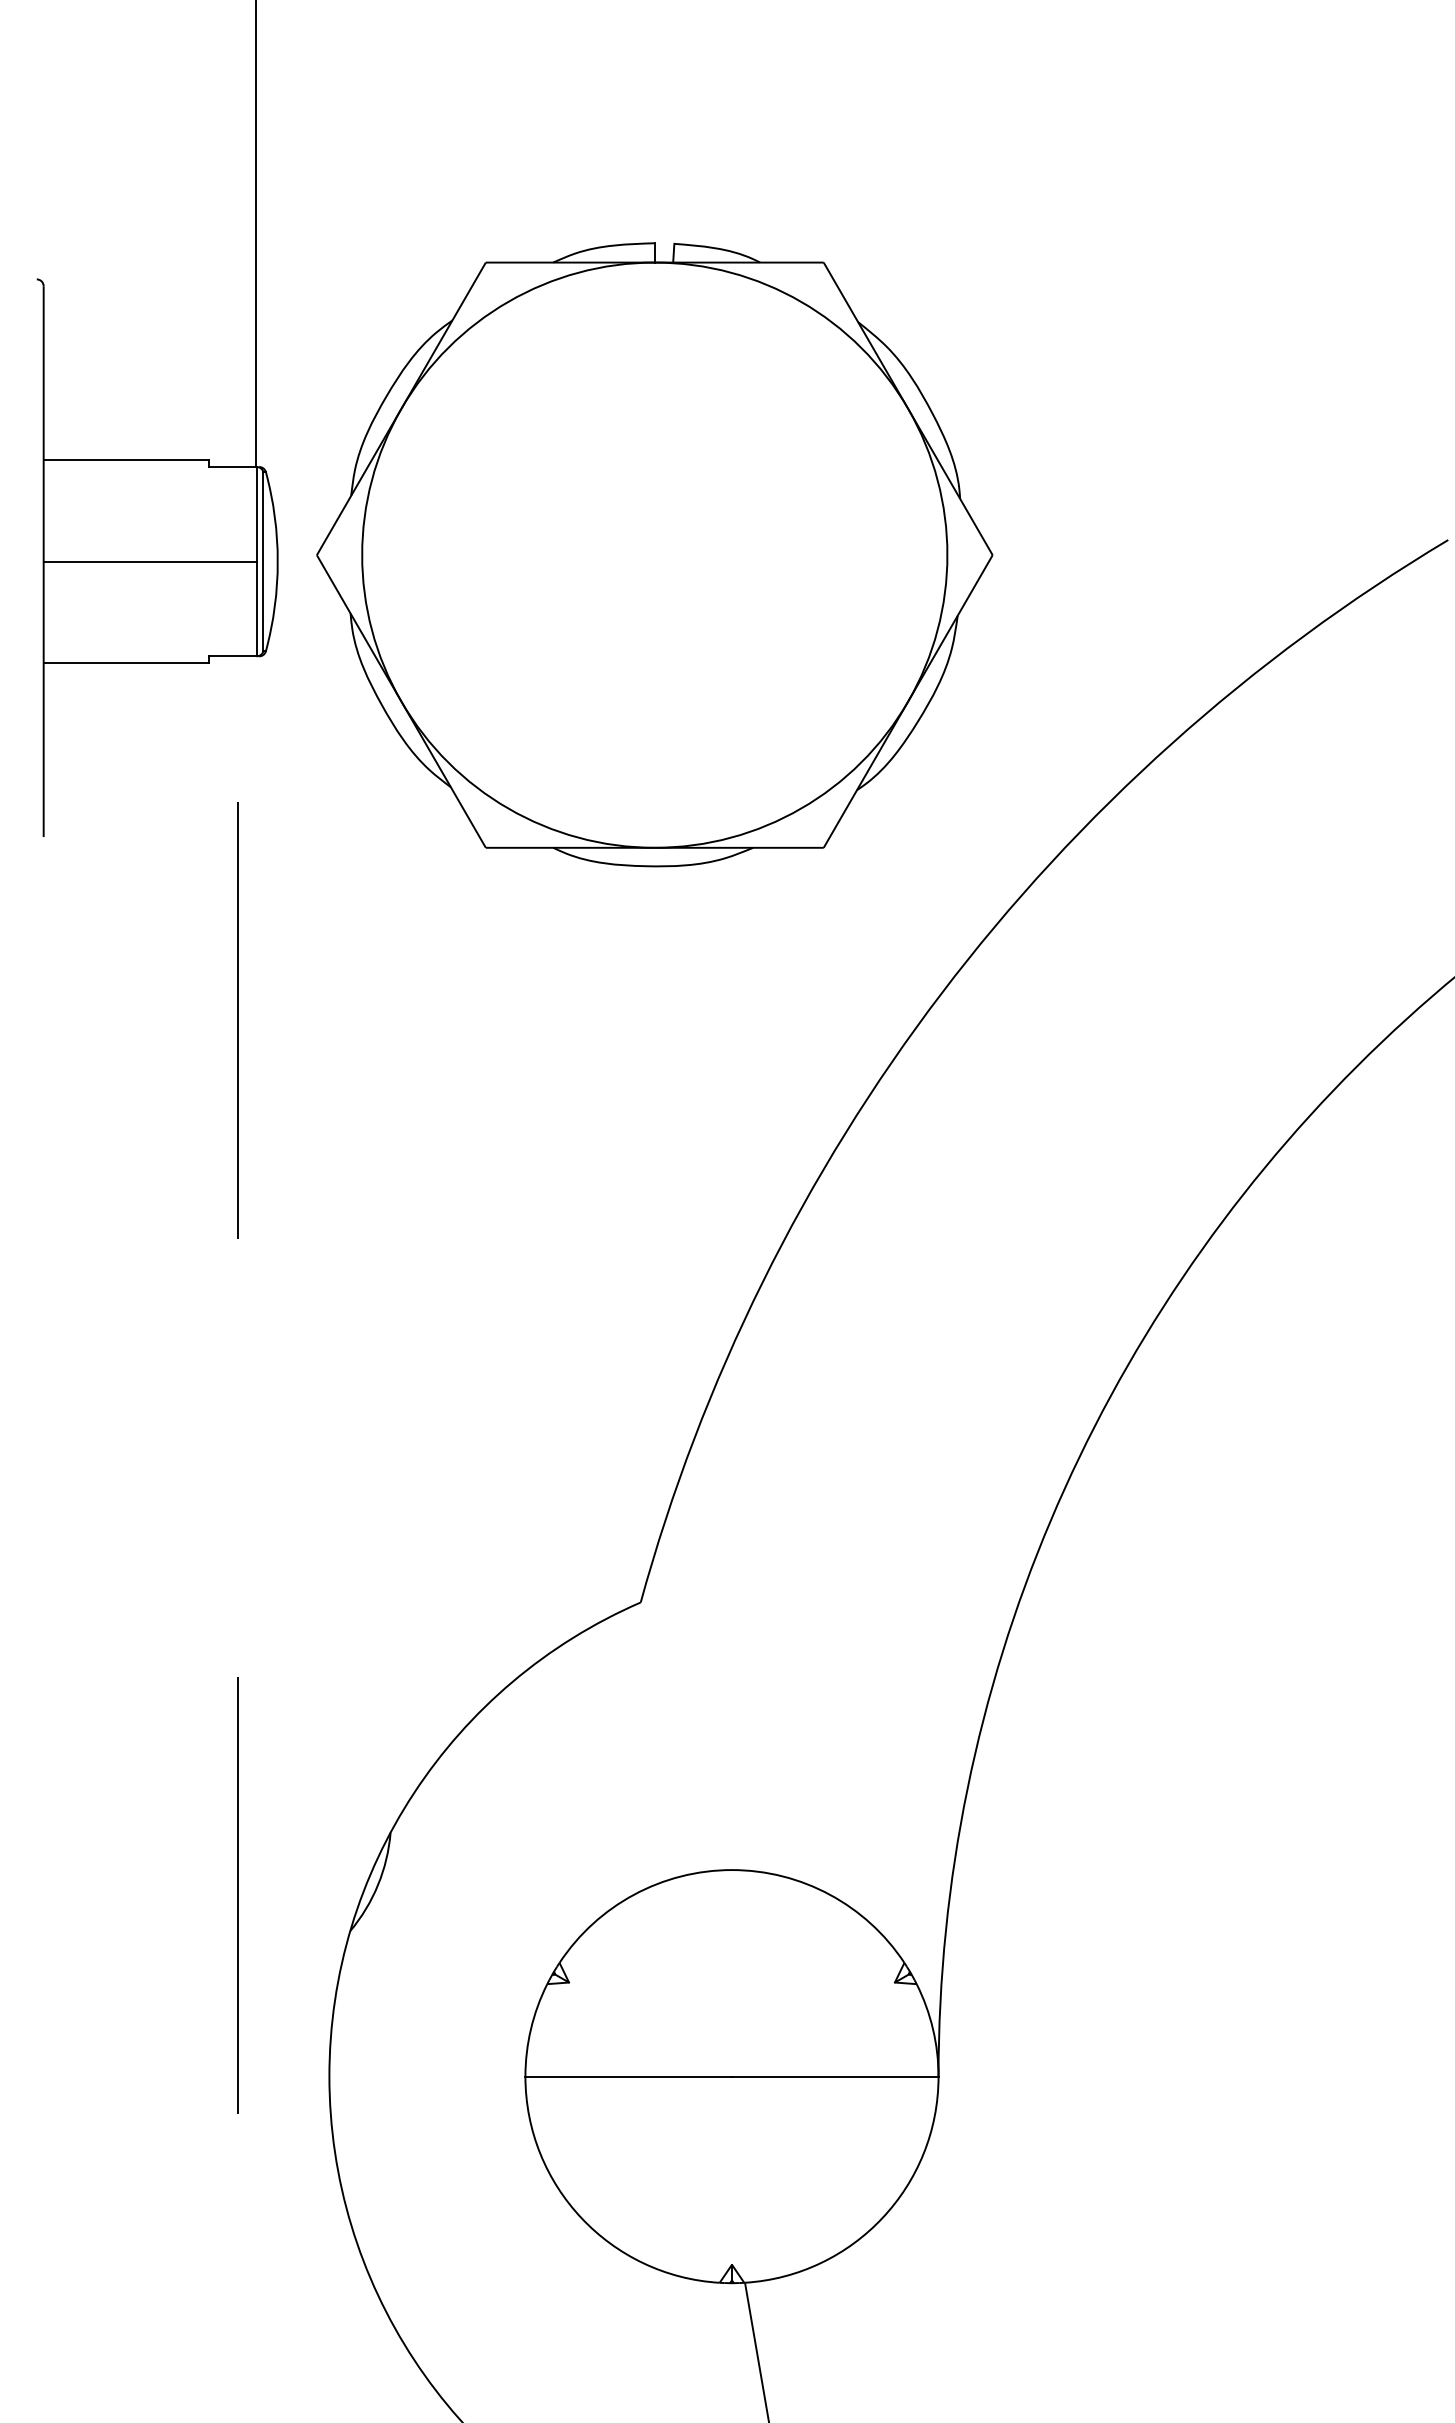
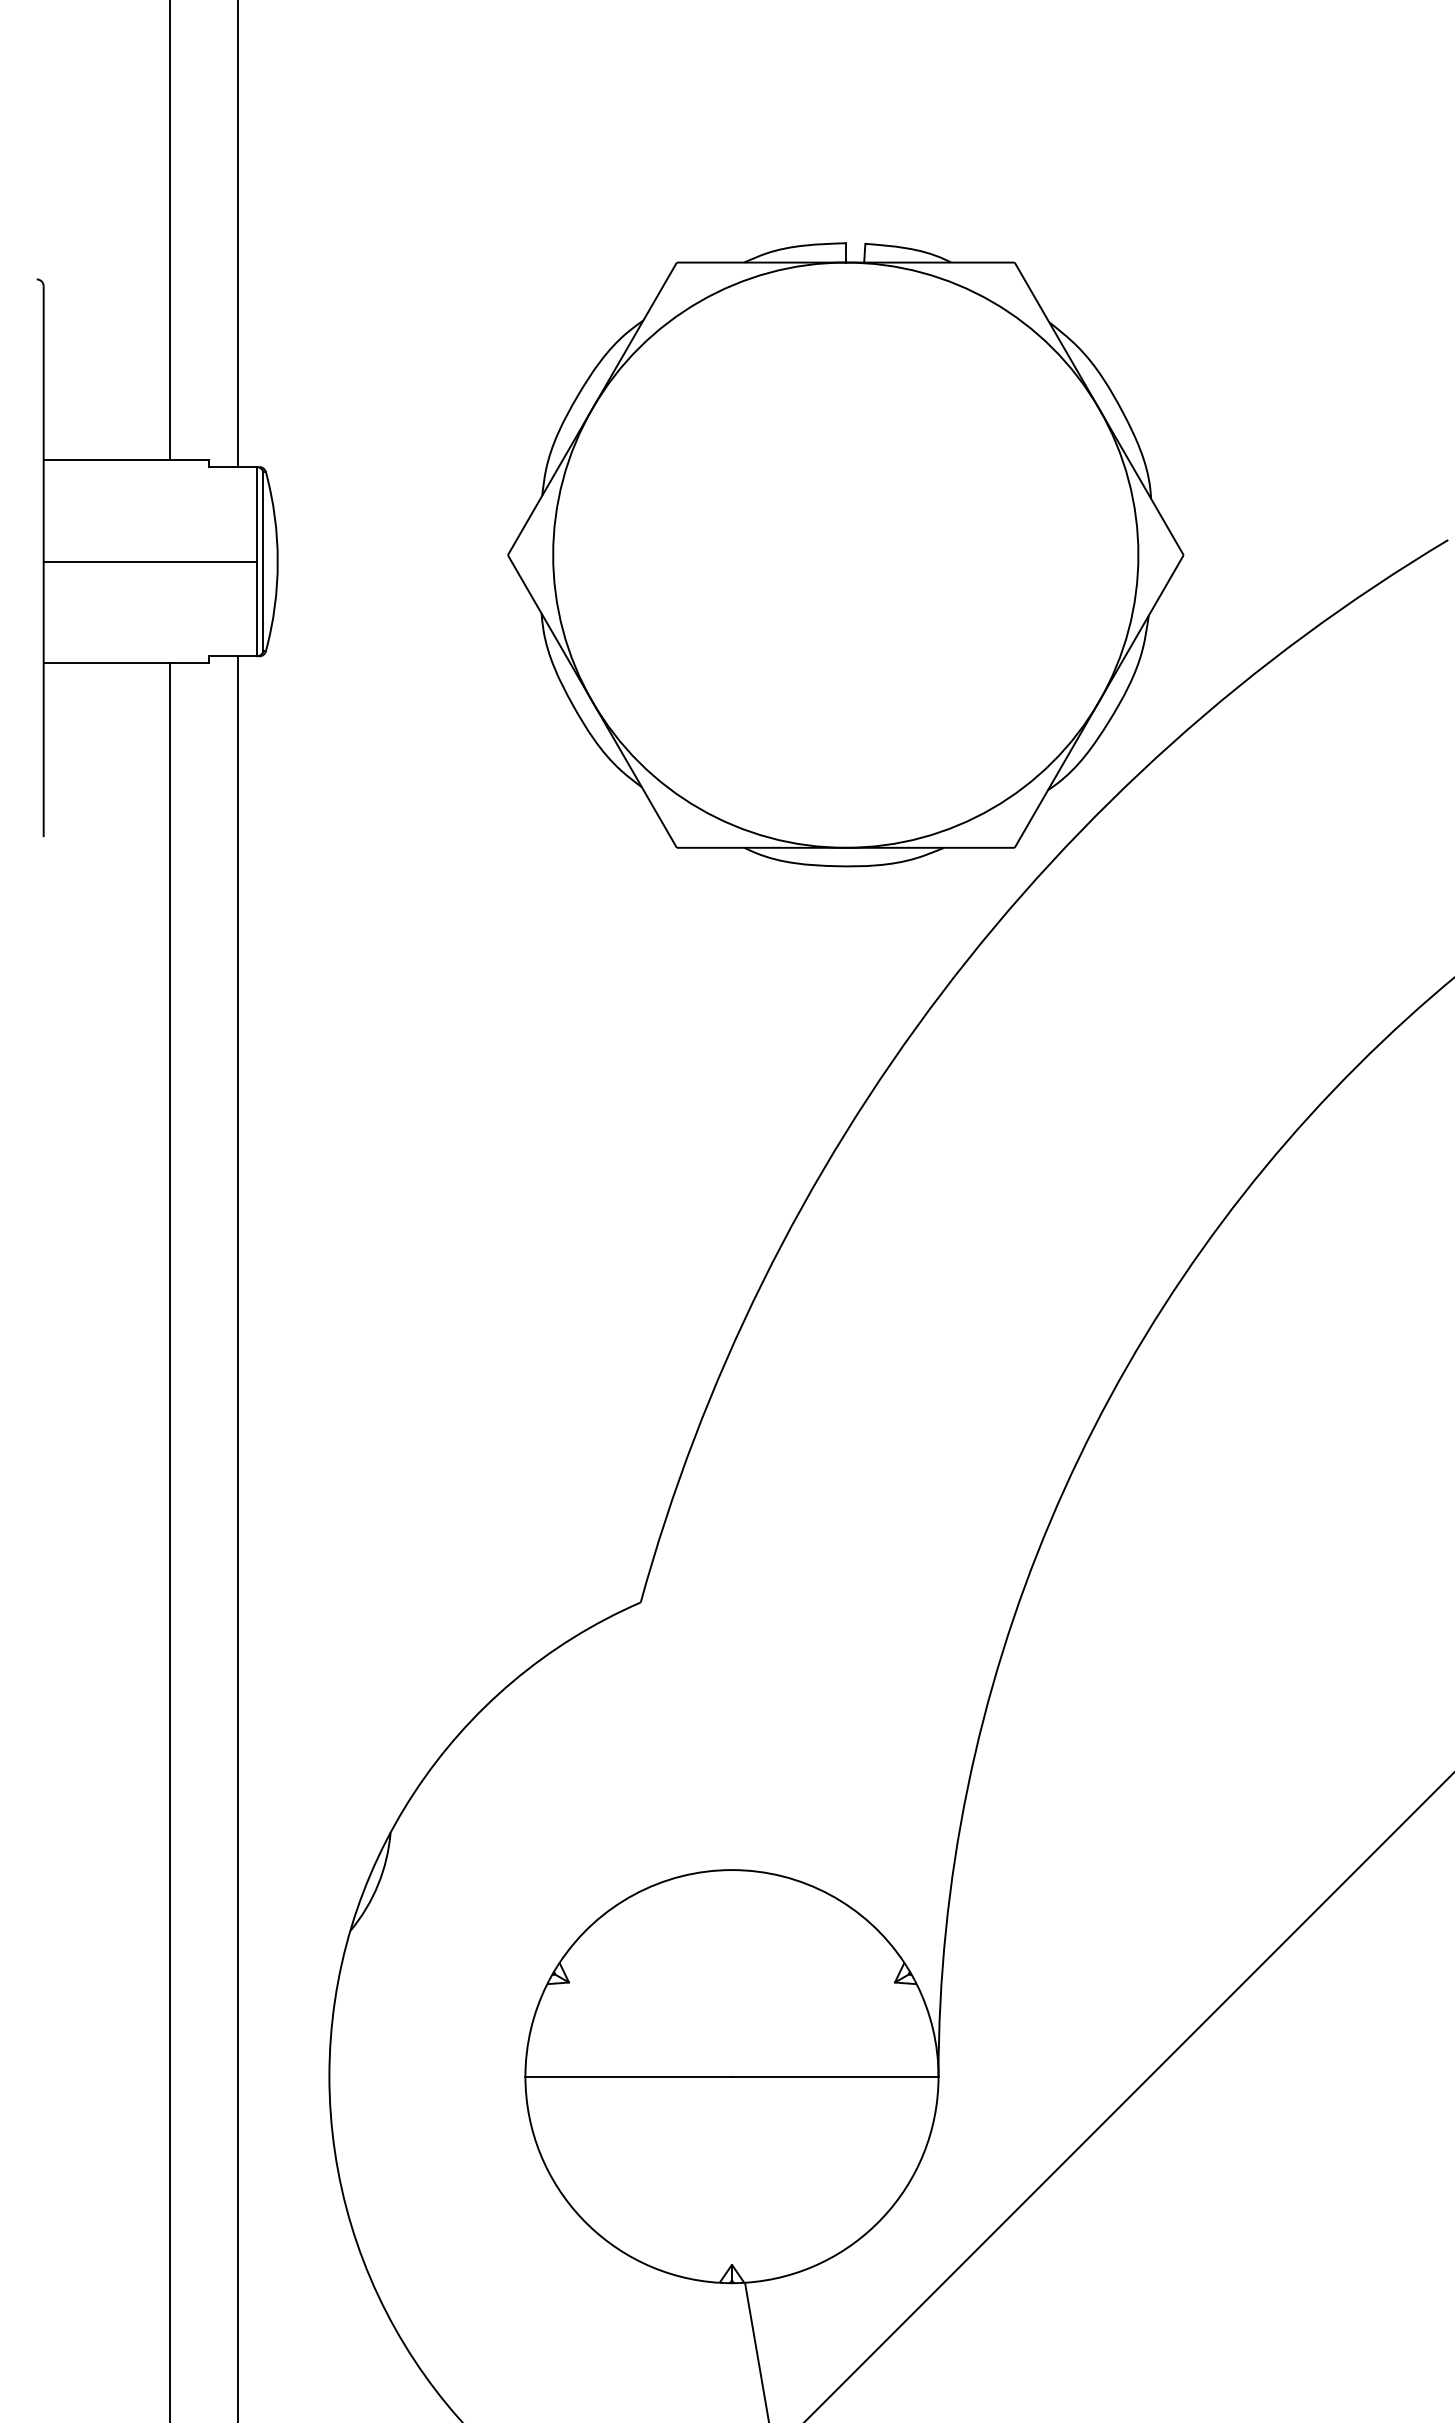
line: none -> present (169, 231)
line position: (256, 234) -> (238, 234) (238, 234)
part position: (654, 554) -> (845, 554) (845, 554)
line: dashed -> solid (238, 1539)
line: none -> present (169, 1541)
line: none -> present (1128, 2096)
